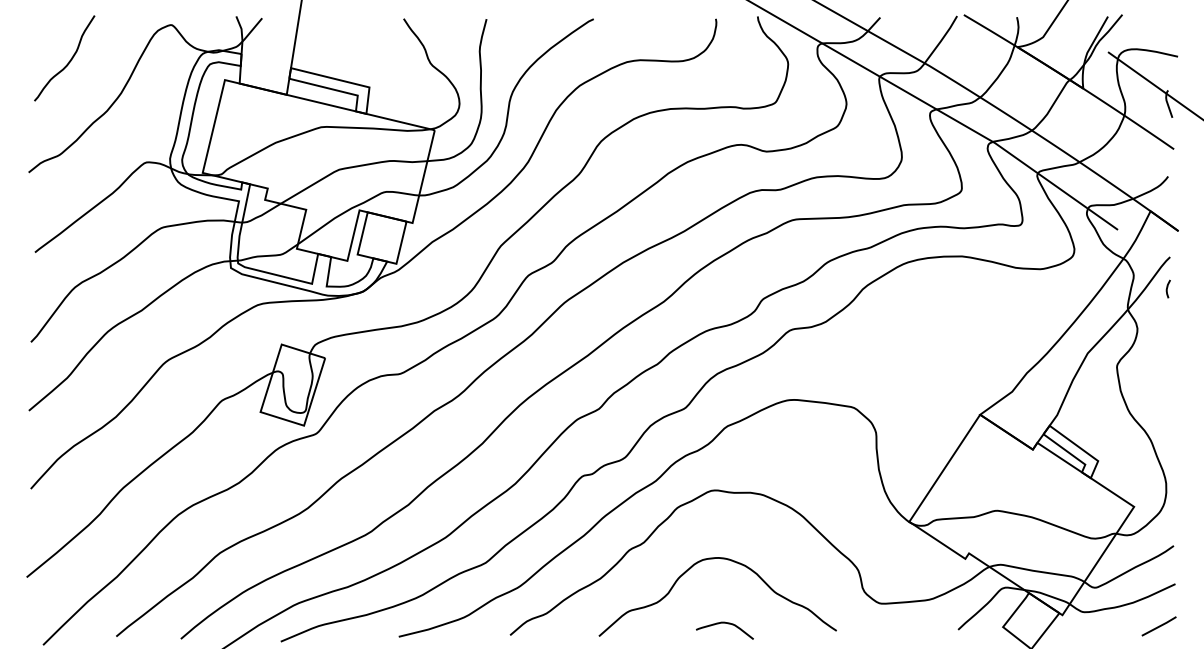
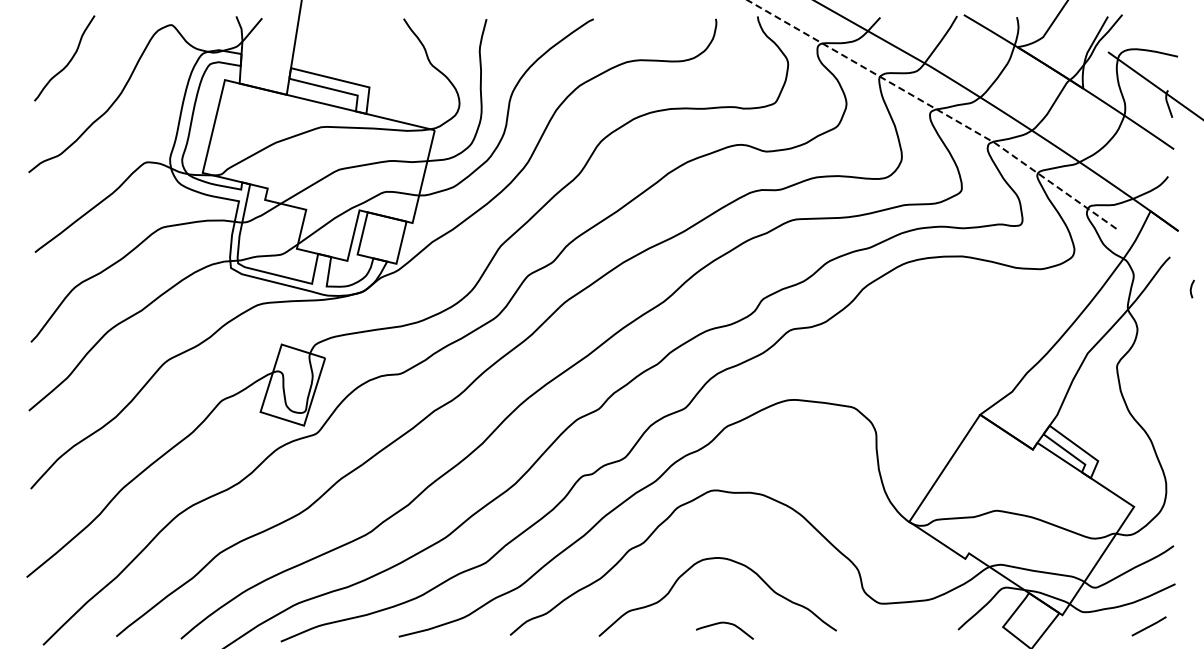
line: solid -> dashed (937, 109)
curve position: (1167, 288) -> (1191, 288) (1191, 288)
line position: (1158, 626) -> (1148, 626) (1148, 626)
